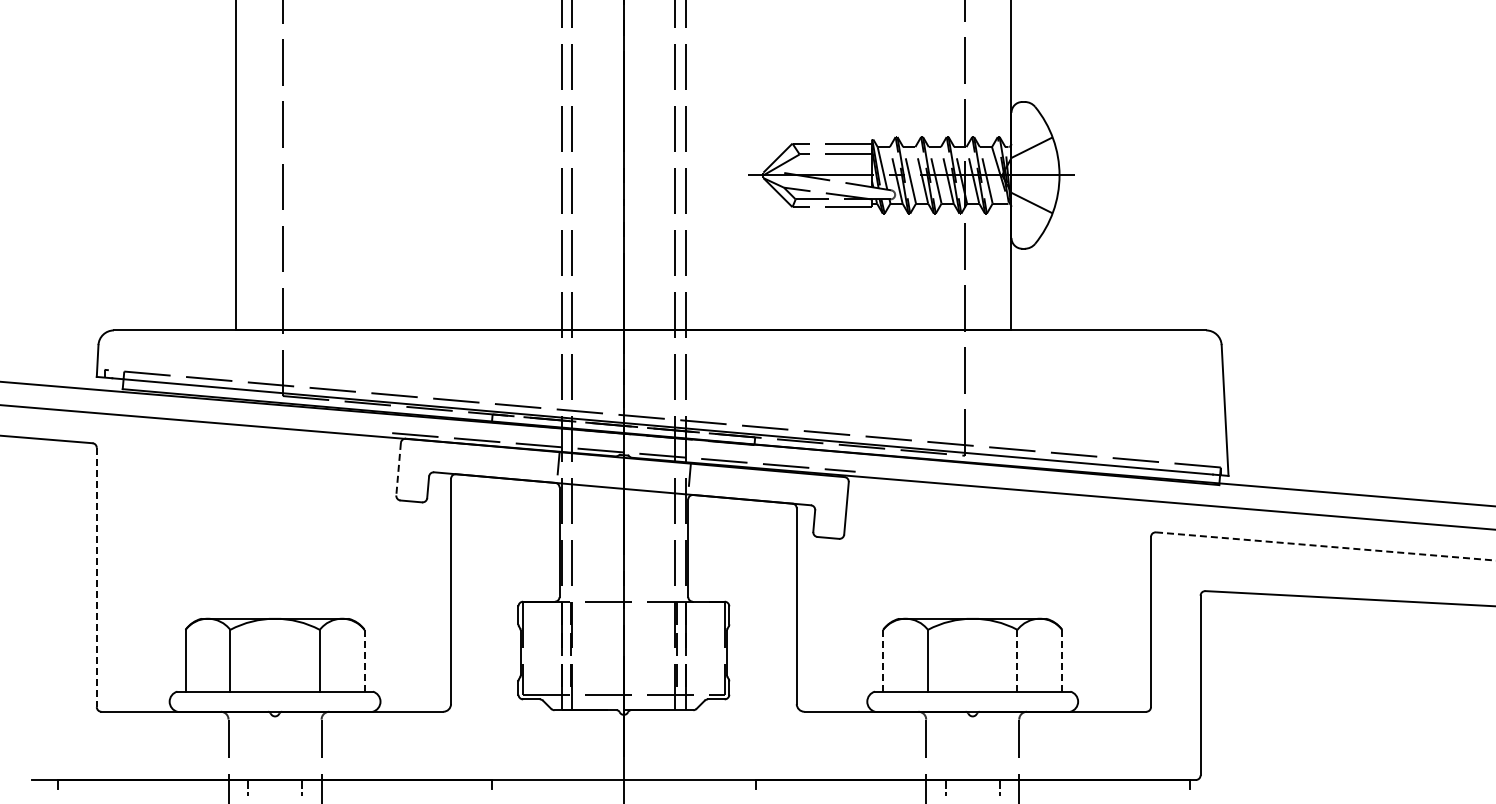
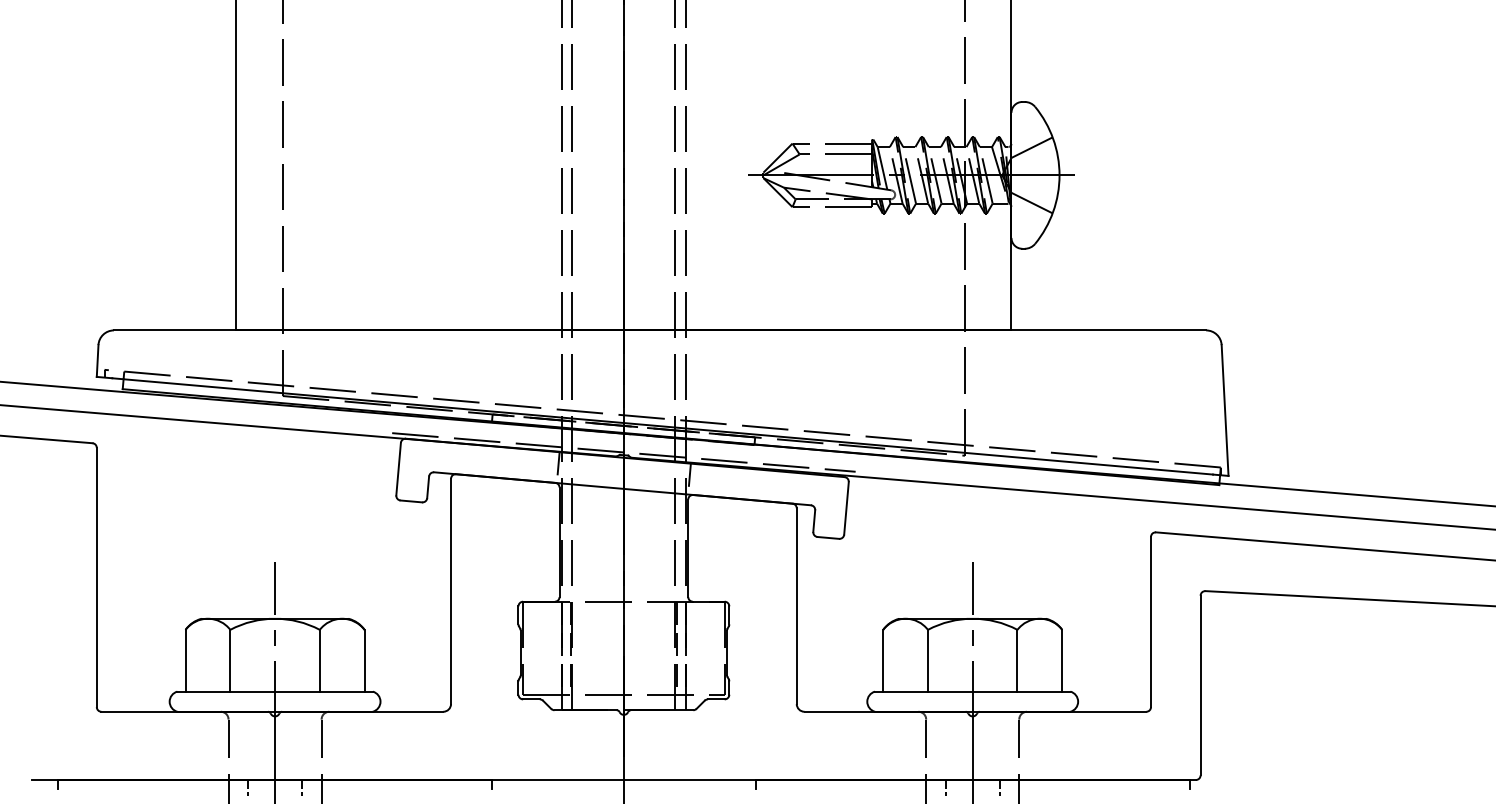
line: dashed -> solid (398, 469)
line: dashed -> solid (1326, 546)
line: dashed -> solid (96, 577)
line: dashed -> solid (364, 660)
line: dashed -> solid (883, 660)
line: dashed -> solid (1017, 660)
line: dashed -> solid (1062, 660)
line: none -> present (275, 681)
line: none -> present (972, 681)
